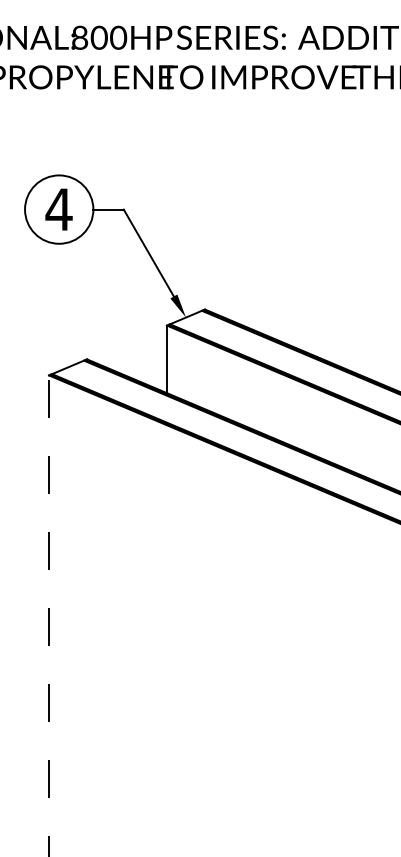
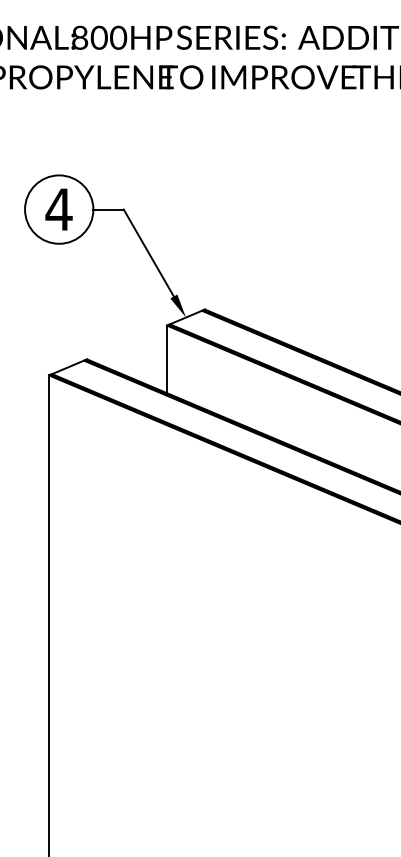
line: dashed -> solid (49, 616)
